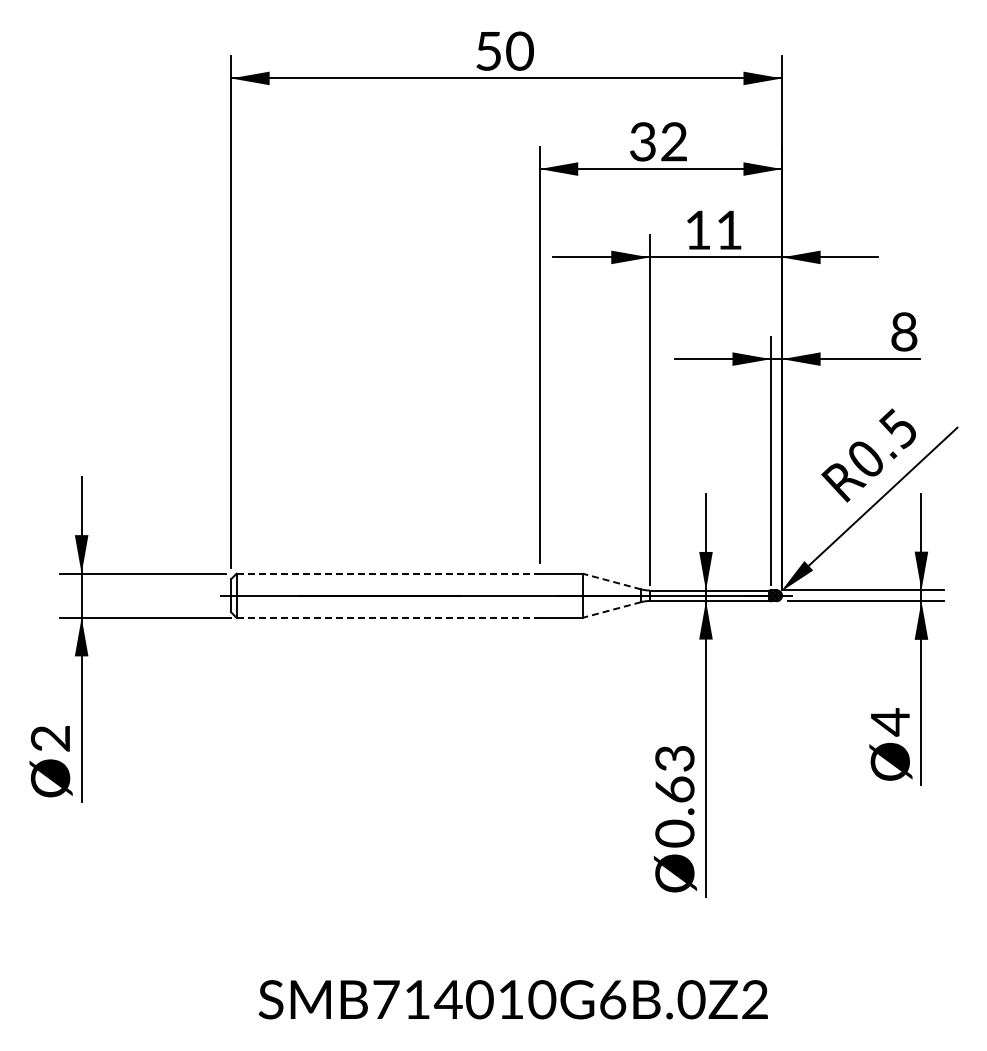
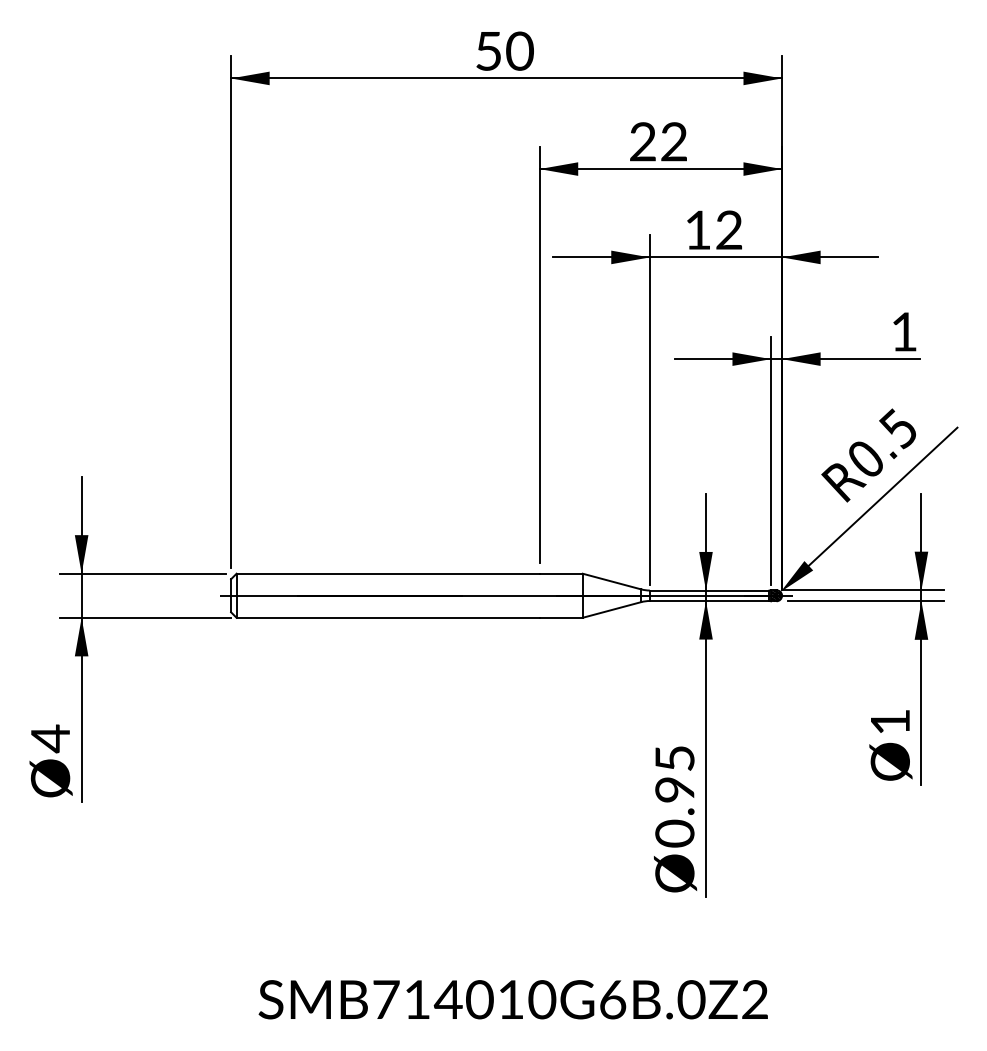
text: 32 -> 22 (642, 142)
text: 11 -> 12 (729, 229)
text: 8 -> 1 (904, 331)
line: dashed -> solid (388, 573)
line: dashed -> solid (611, 581)
line: dashed -> solid (611, 610)
line: dashed -> solid (388, 617)
text: 4 -> 1 (890, 722)
text: 2 -> 4 (49, 738)
text: 0.63 -> 0.95 (674, 774)
